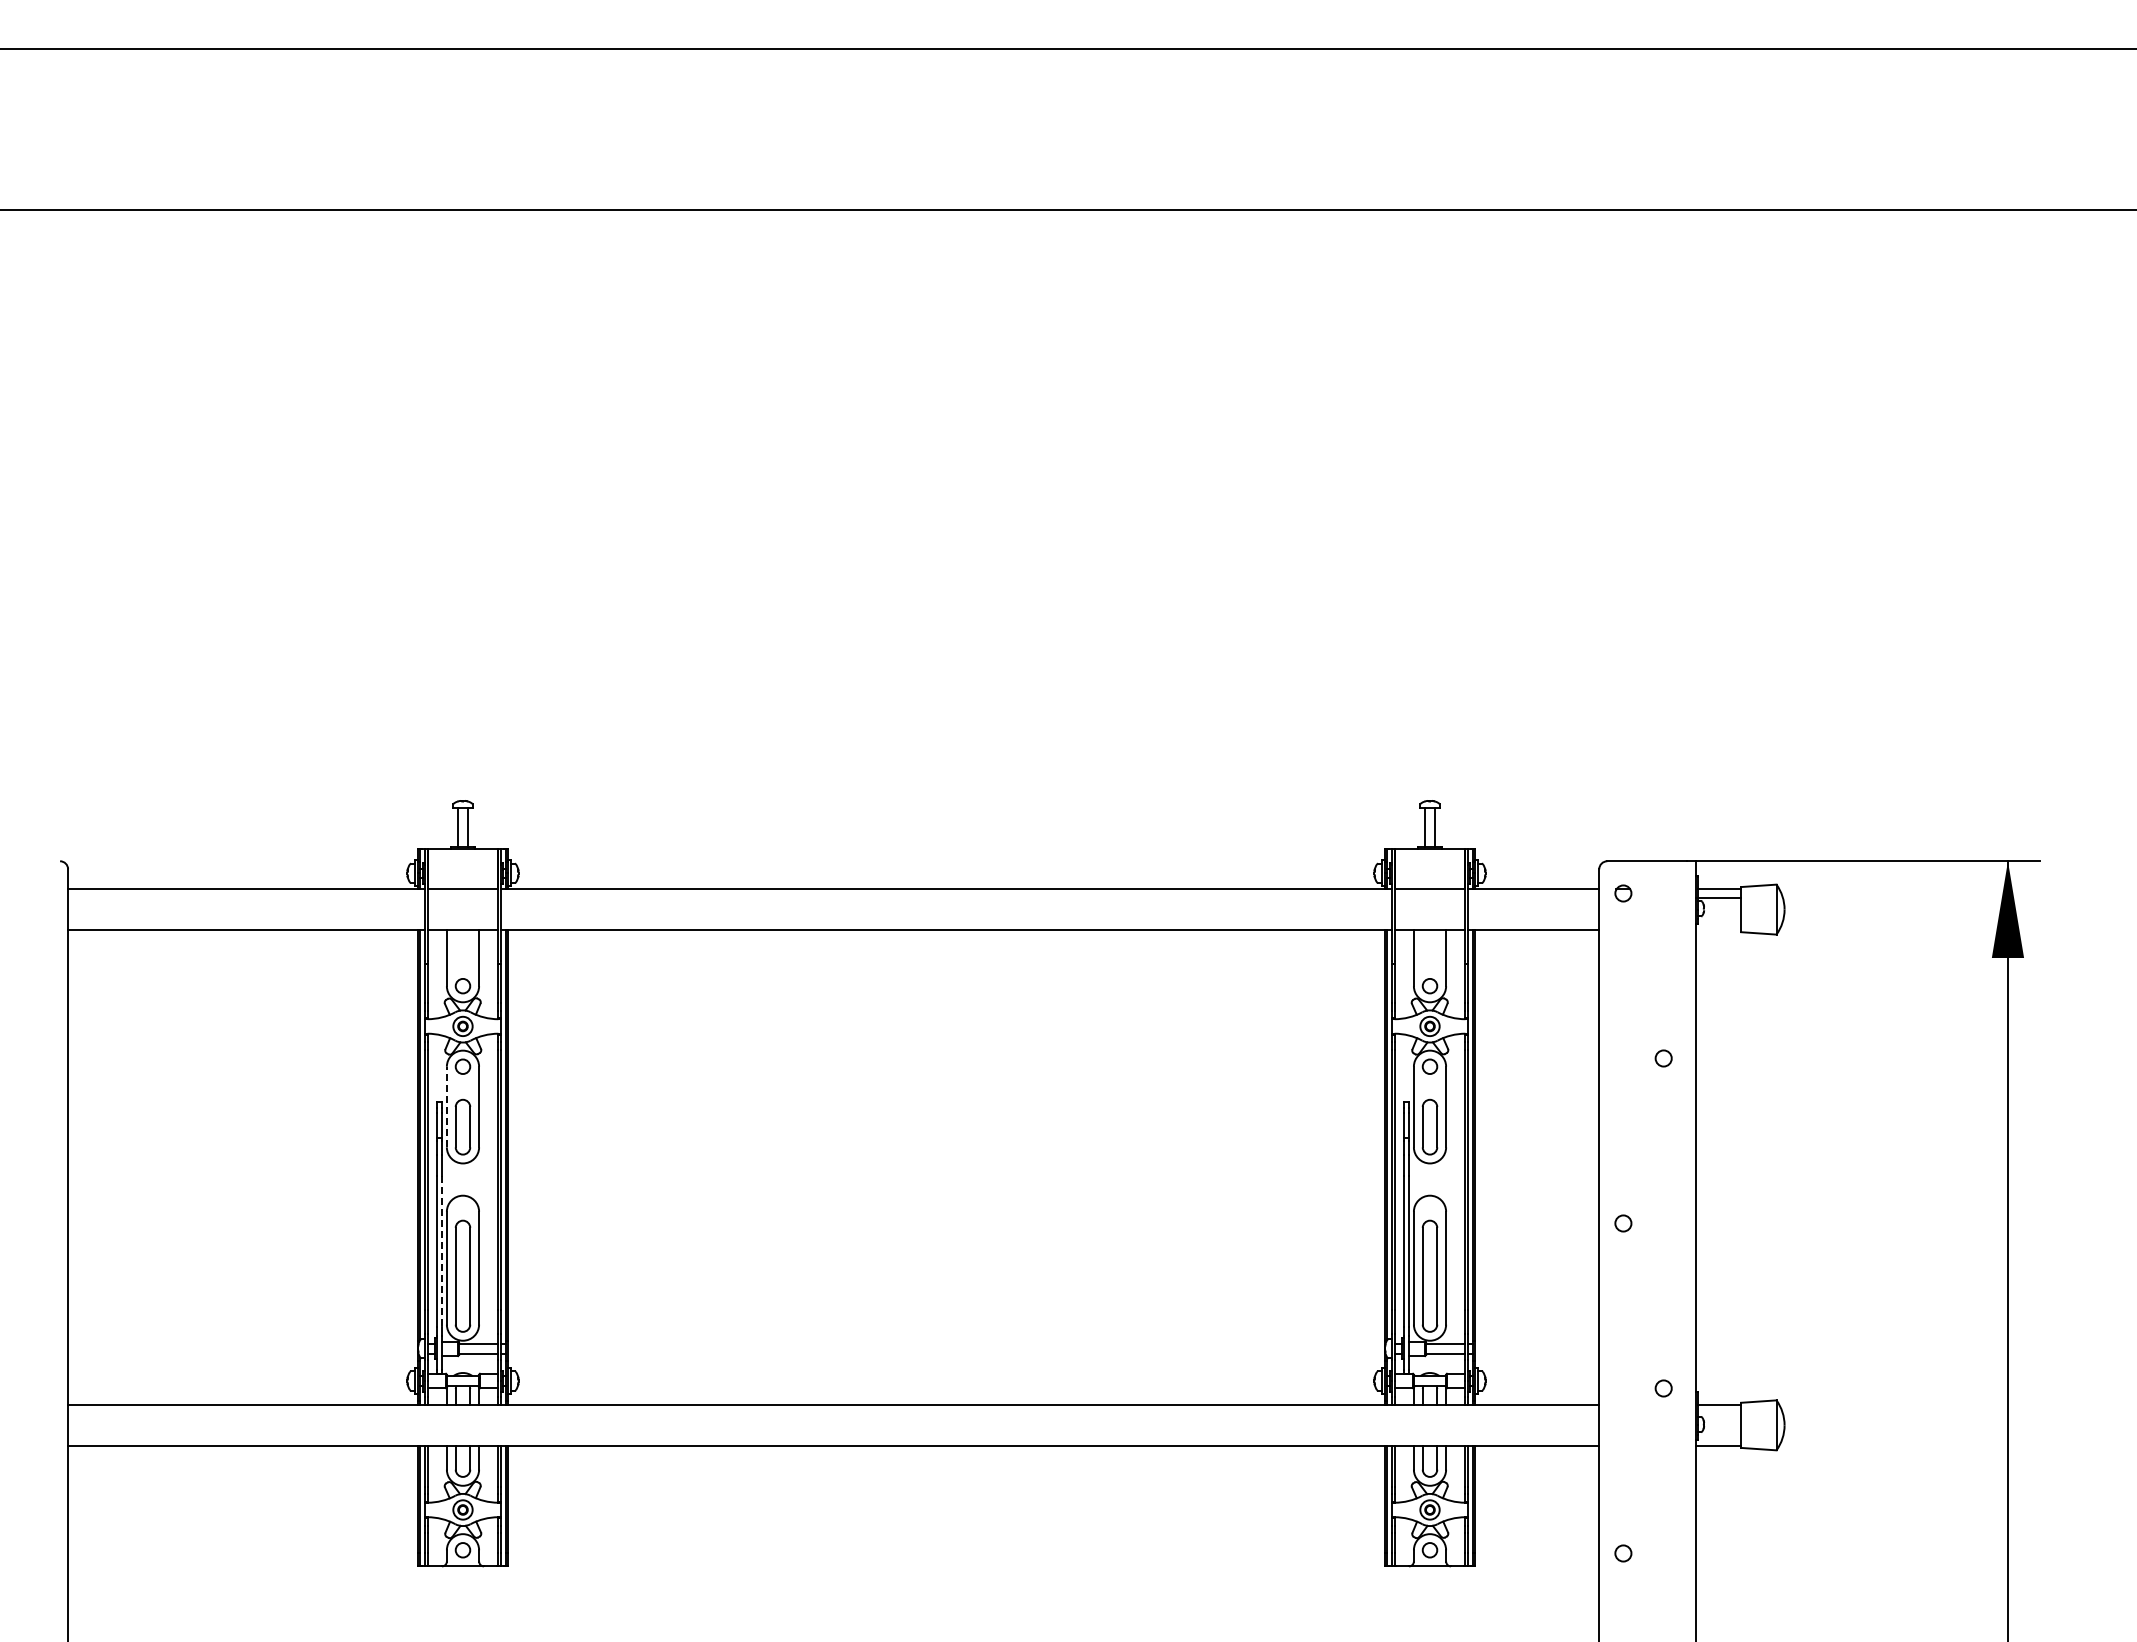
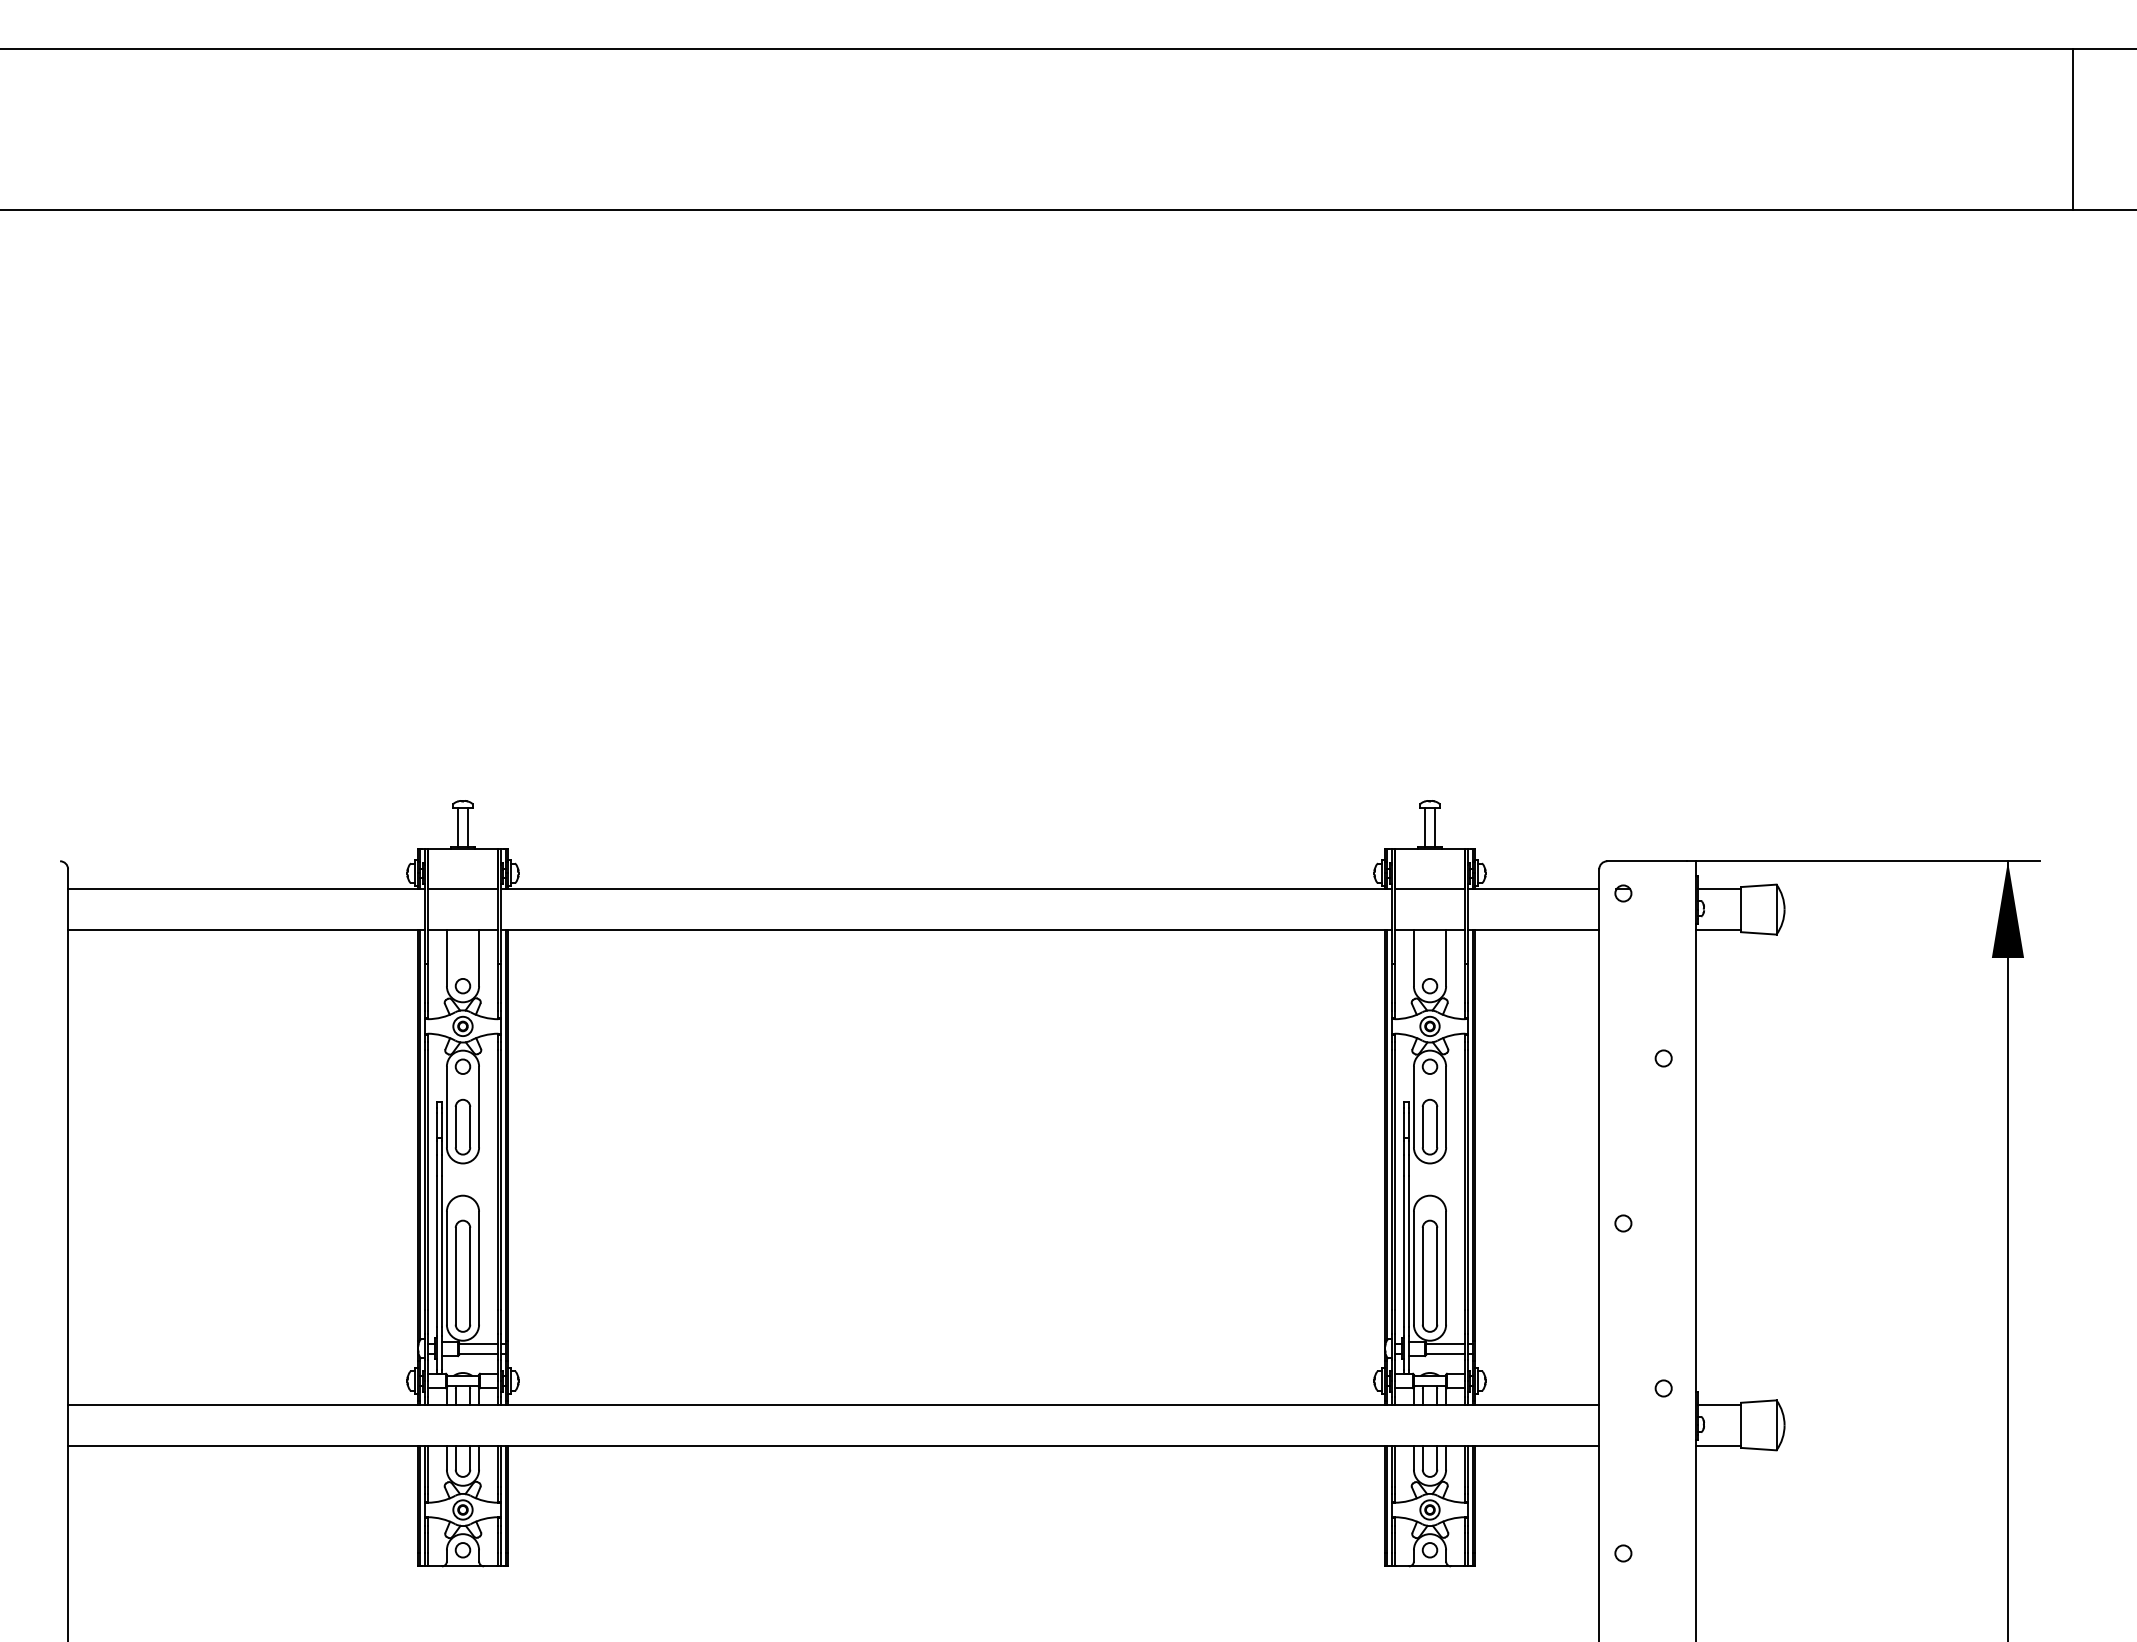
line: none -> present (2072, 129)
line position: (1718, 897) -> (1718, 929) (1718, 929)
line: dashed -> solid (446, 1106)
line: dashed -> solid (442, 1251)
